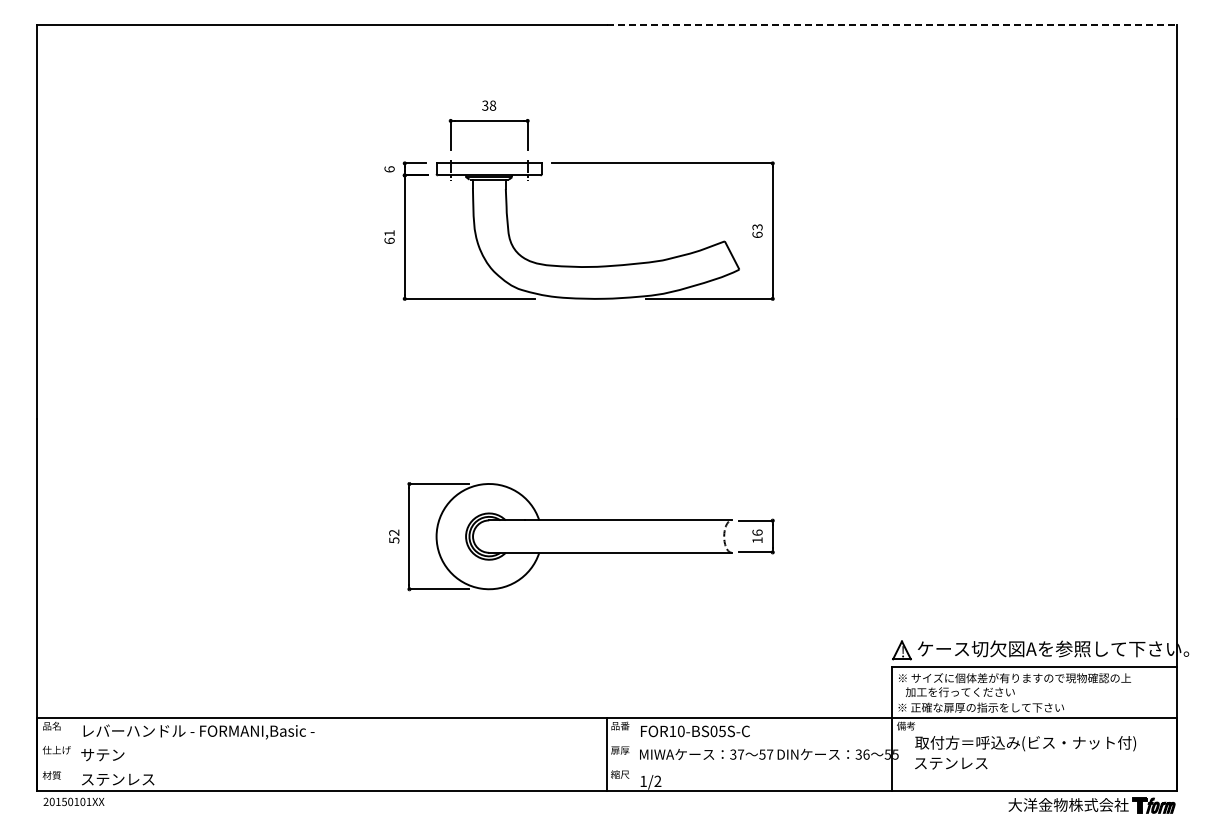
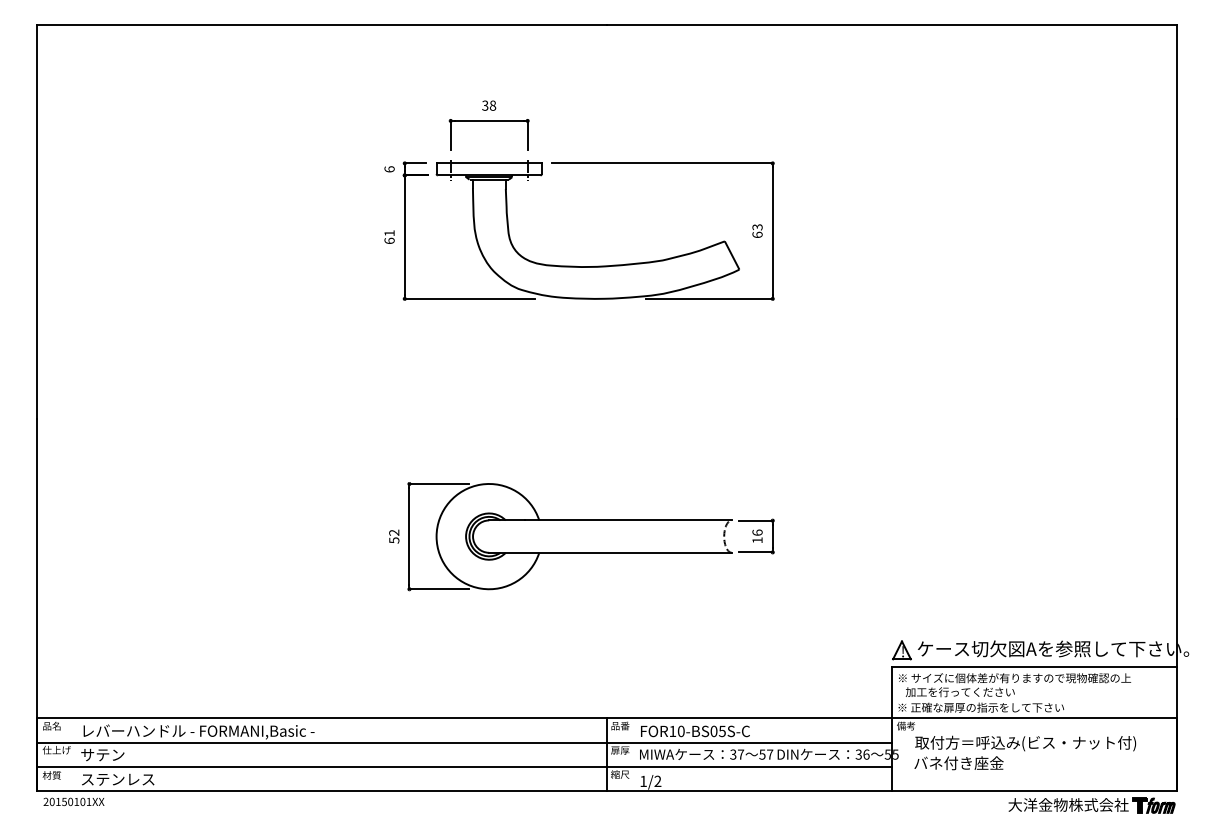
line: dashed -> solid (892, 25)
line: none -> present (464, 742)
text: ステンレス -> バネ付き座金 (958, 763)
line: none -> present (464, 766)
